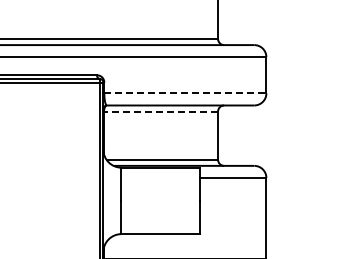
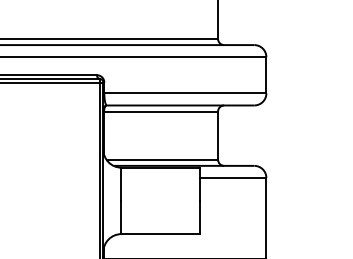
line: dashed -> solid (185, 93)
line: dashed -> solid (161, 111)
